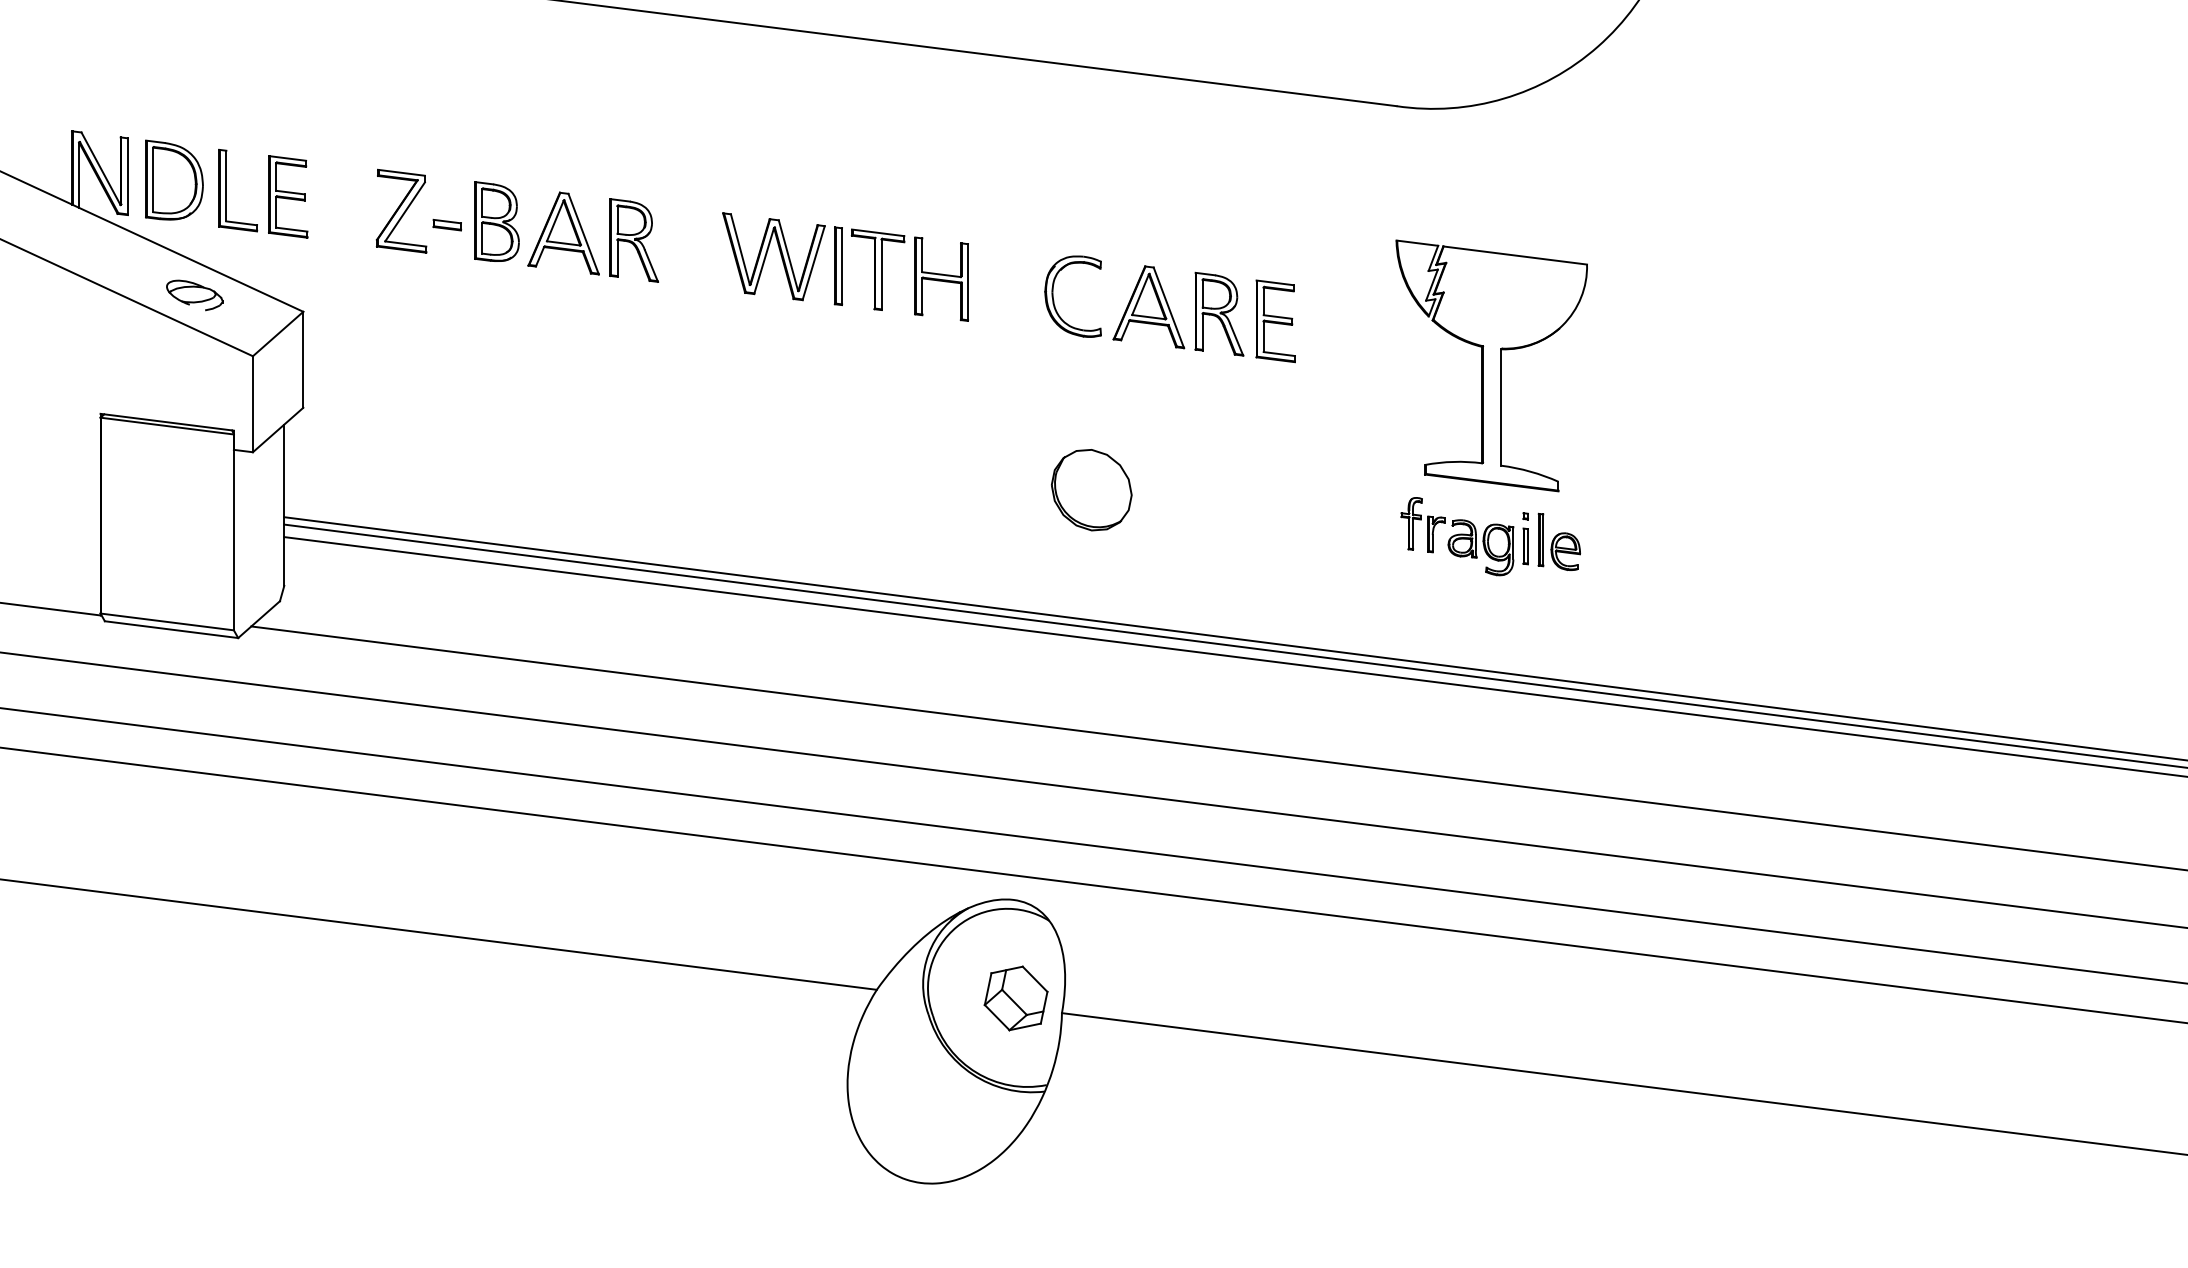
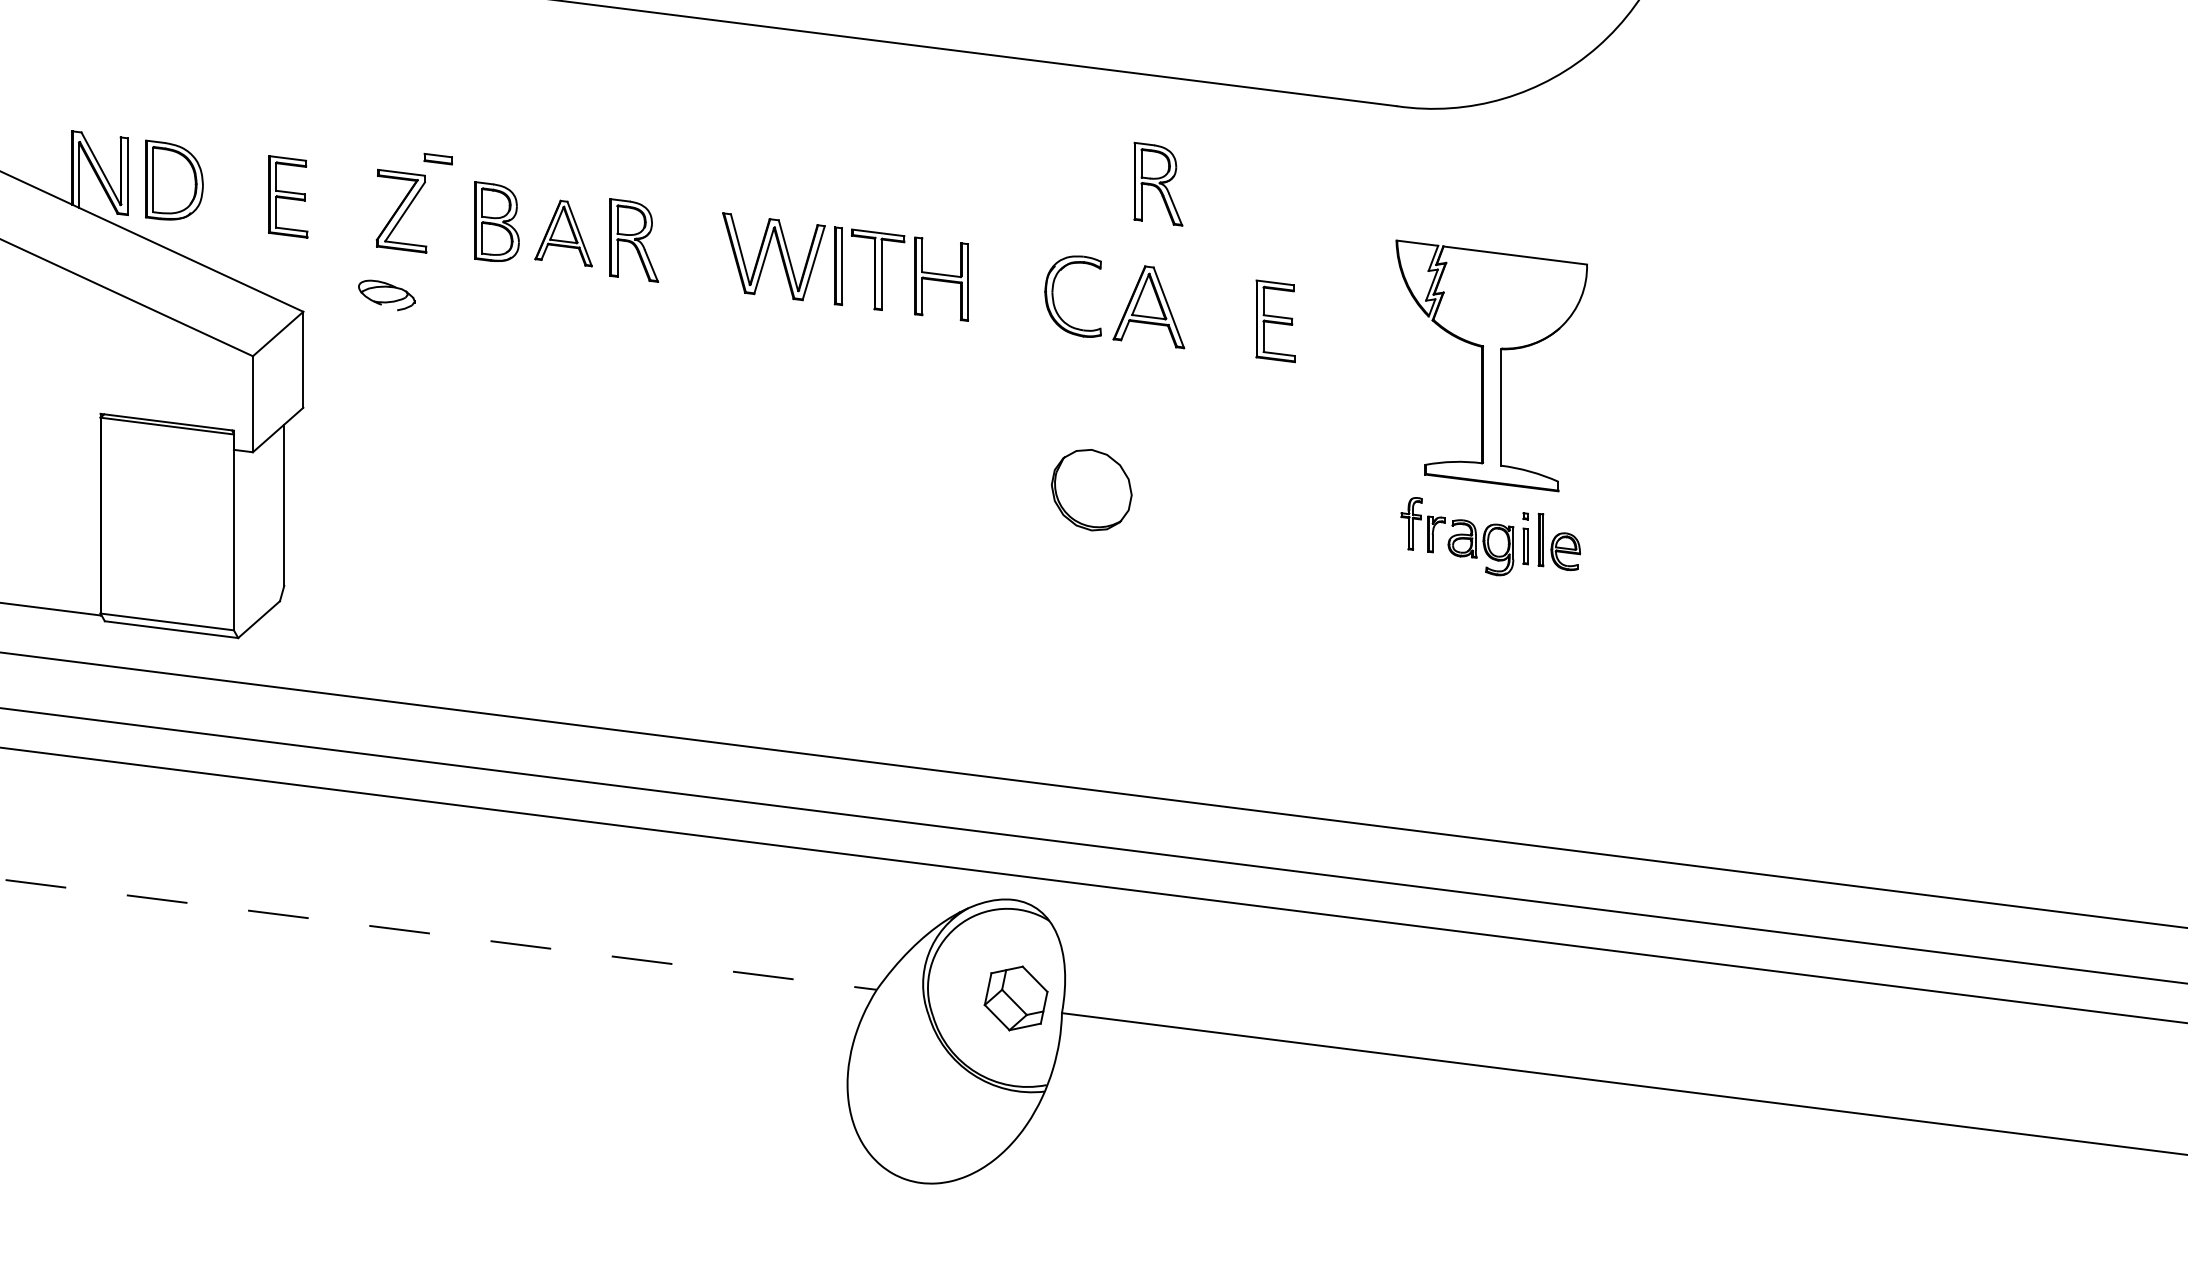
part: present -> none (226, 190)
part position: (447, 224) -> (438, 158) (438, 158)
part size: 73x85 px -> 59x69 px (563, 233)
part position: (194, 295) -> (386, 295) (386, 295)
part position: (1219, 313) -> (1158, 183) (1158, 183)
line: present -> none (1234, 638)
line: present -> none (1234, 645)
line: present -> none (1234, 656)
line: present -> none (1217, 747)
line: solid -> dashed (438, 934)
